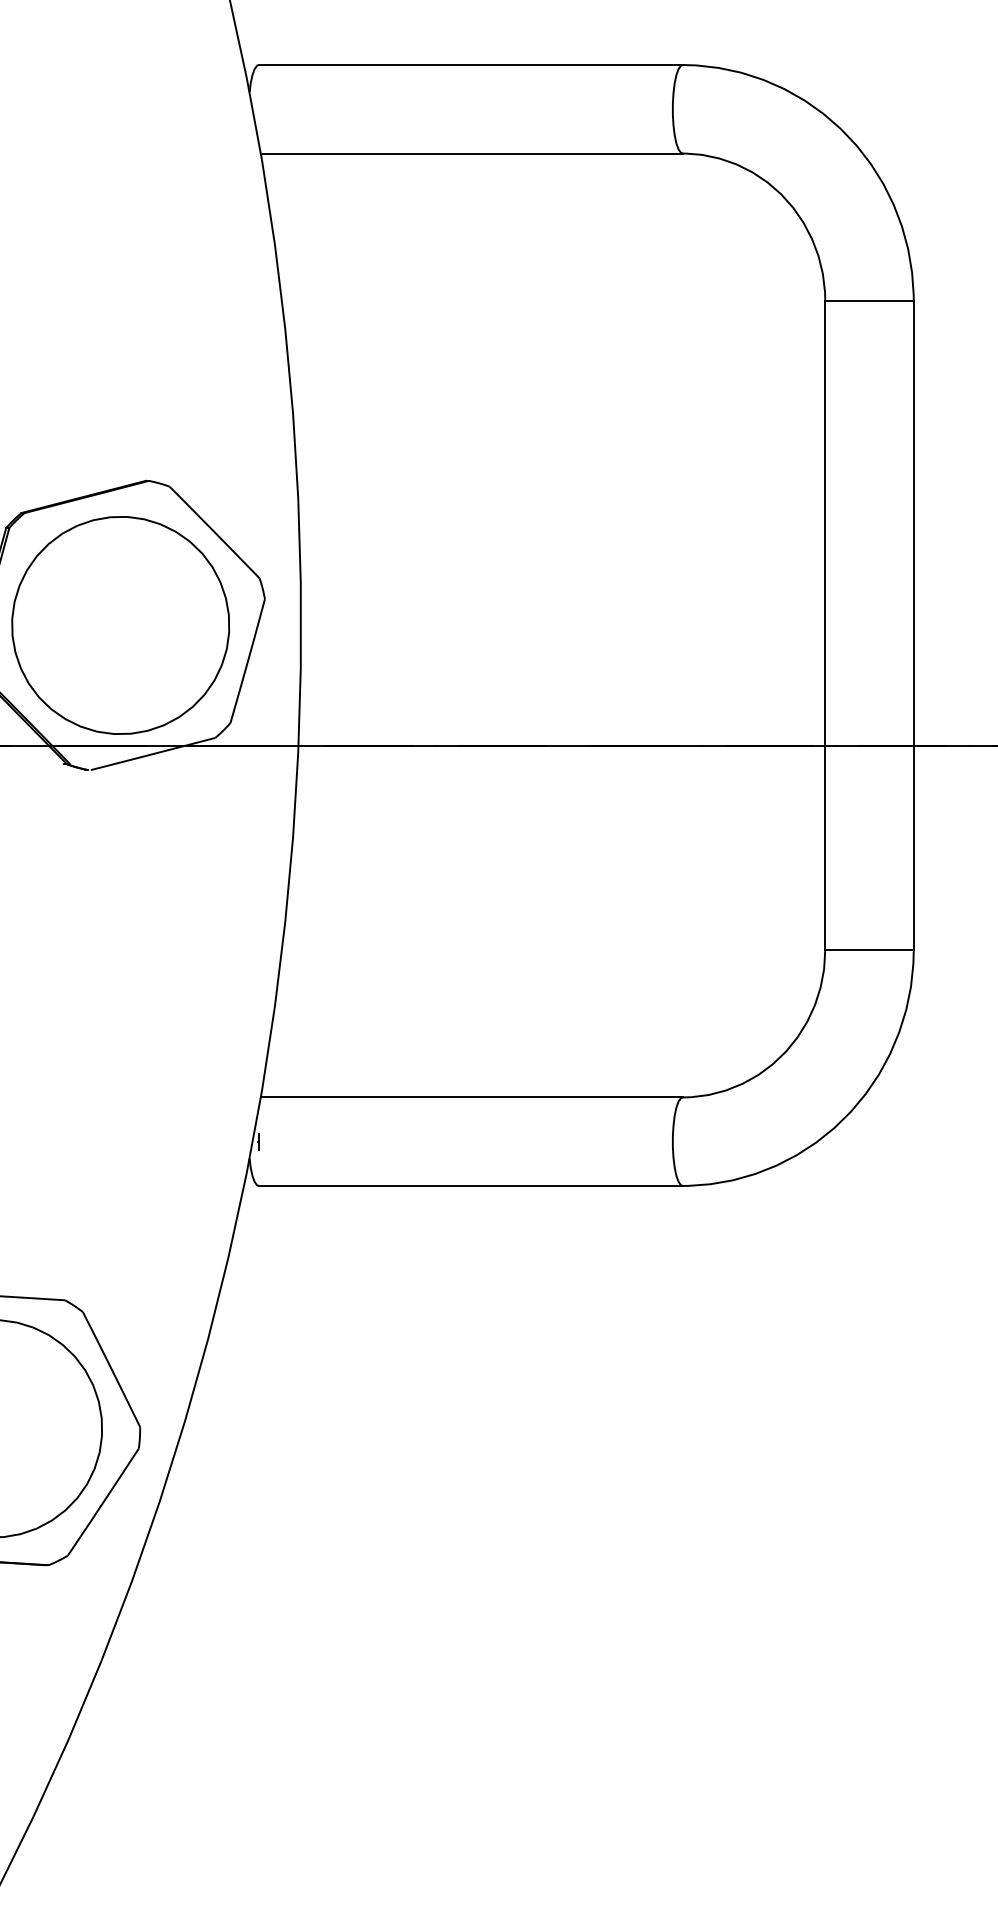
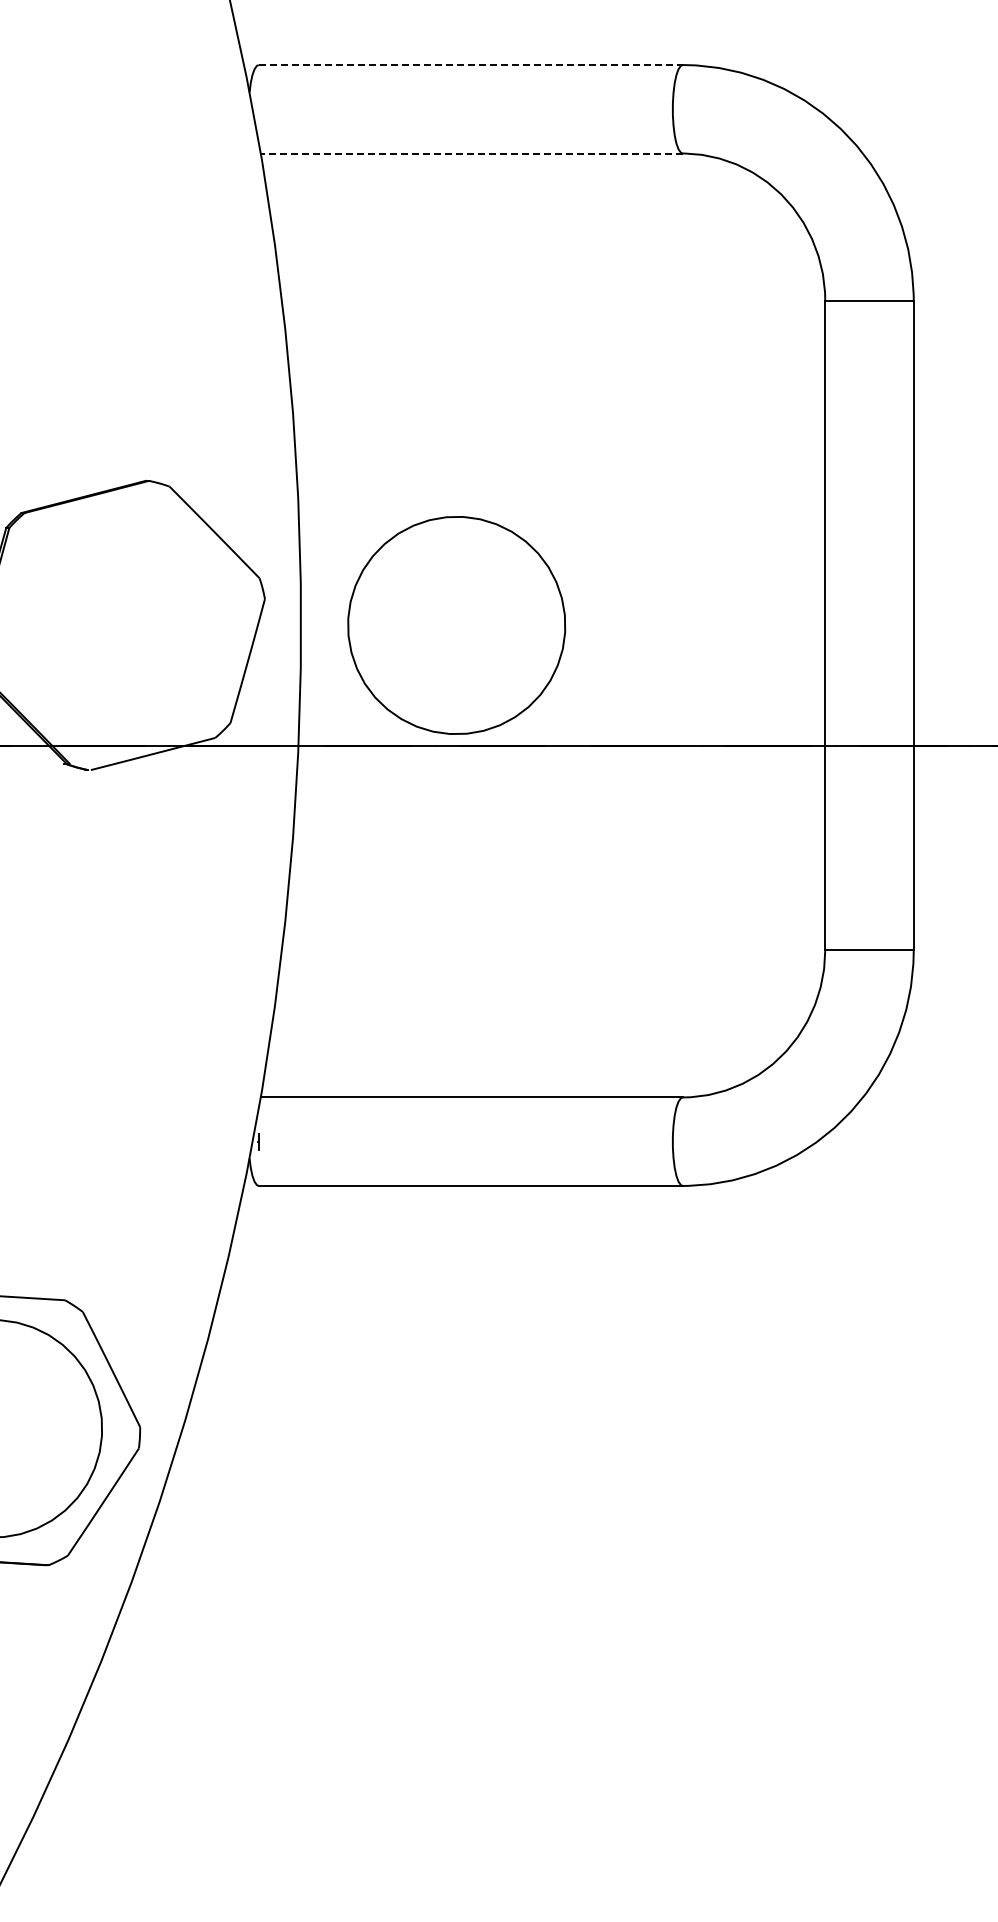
line: solid -> dashed (470, 65)
line: solid -> dashed (471, 153)
part position: (120, 625) -> (456, 625) (456, 625)
